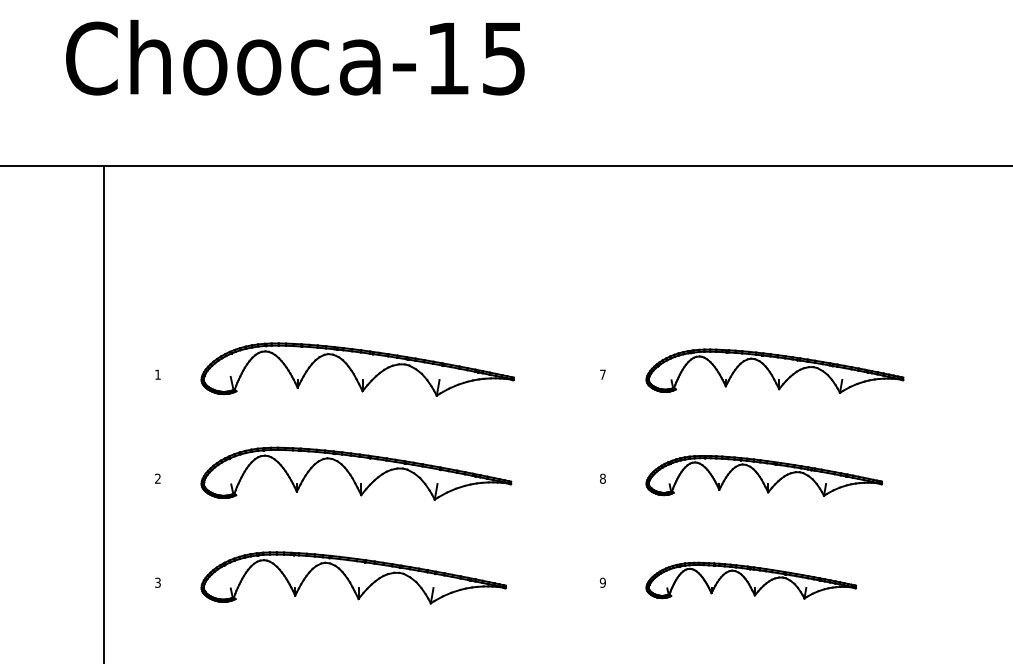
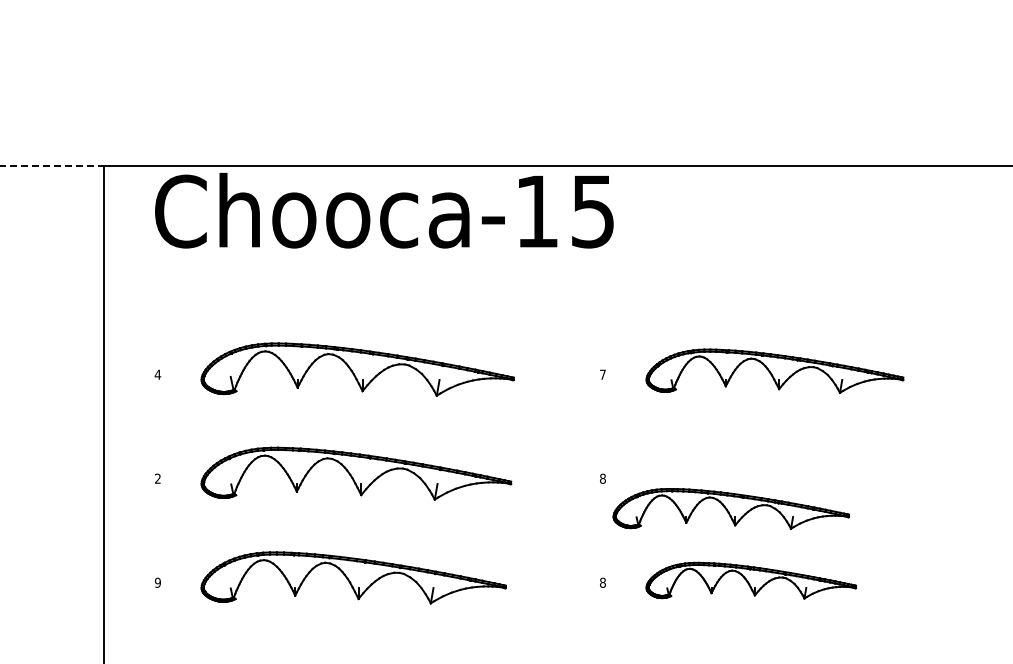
text position: (295, 57) -> (384, 210) (384, 210)
line: solid -> dashed (52, 165)
text: 1 -> 4 (157, 374)
part position: (764, 475) -> (731, 508) (731, 508)
text: 3 -> 9 (157, 582)
text: 9 -> 8 (602, 582)
